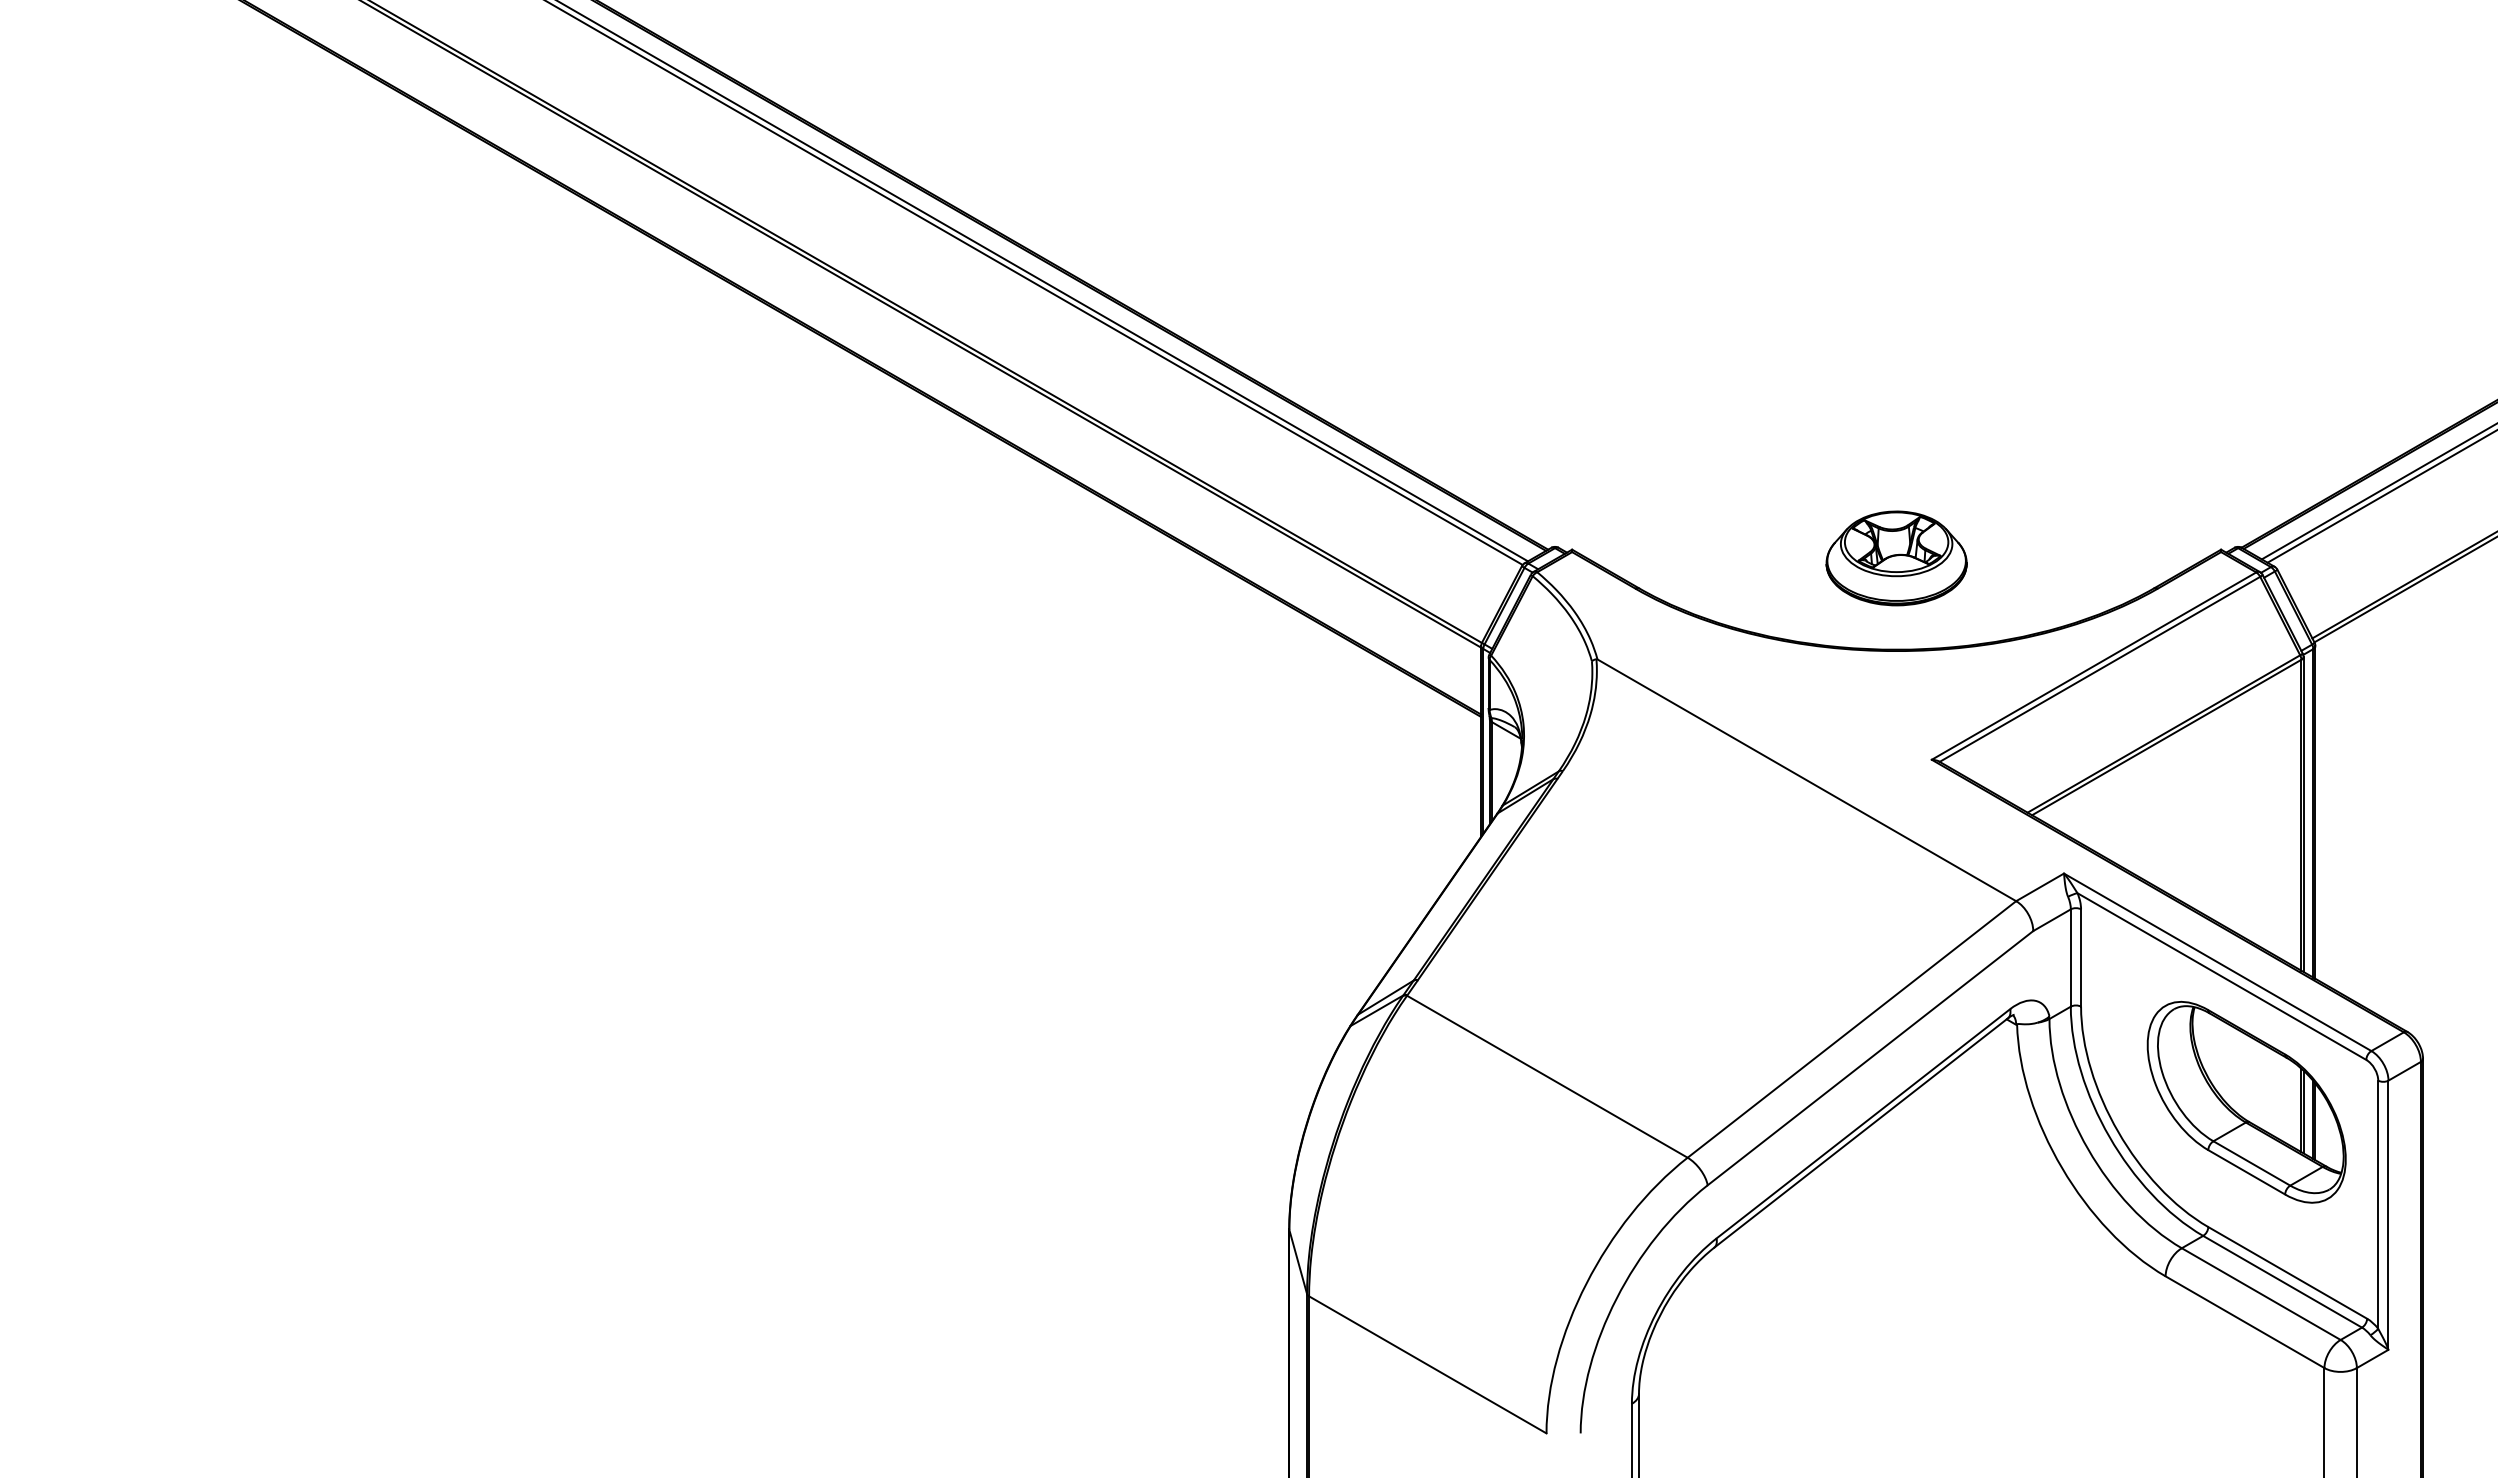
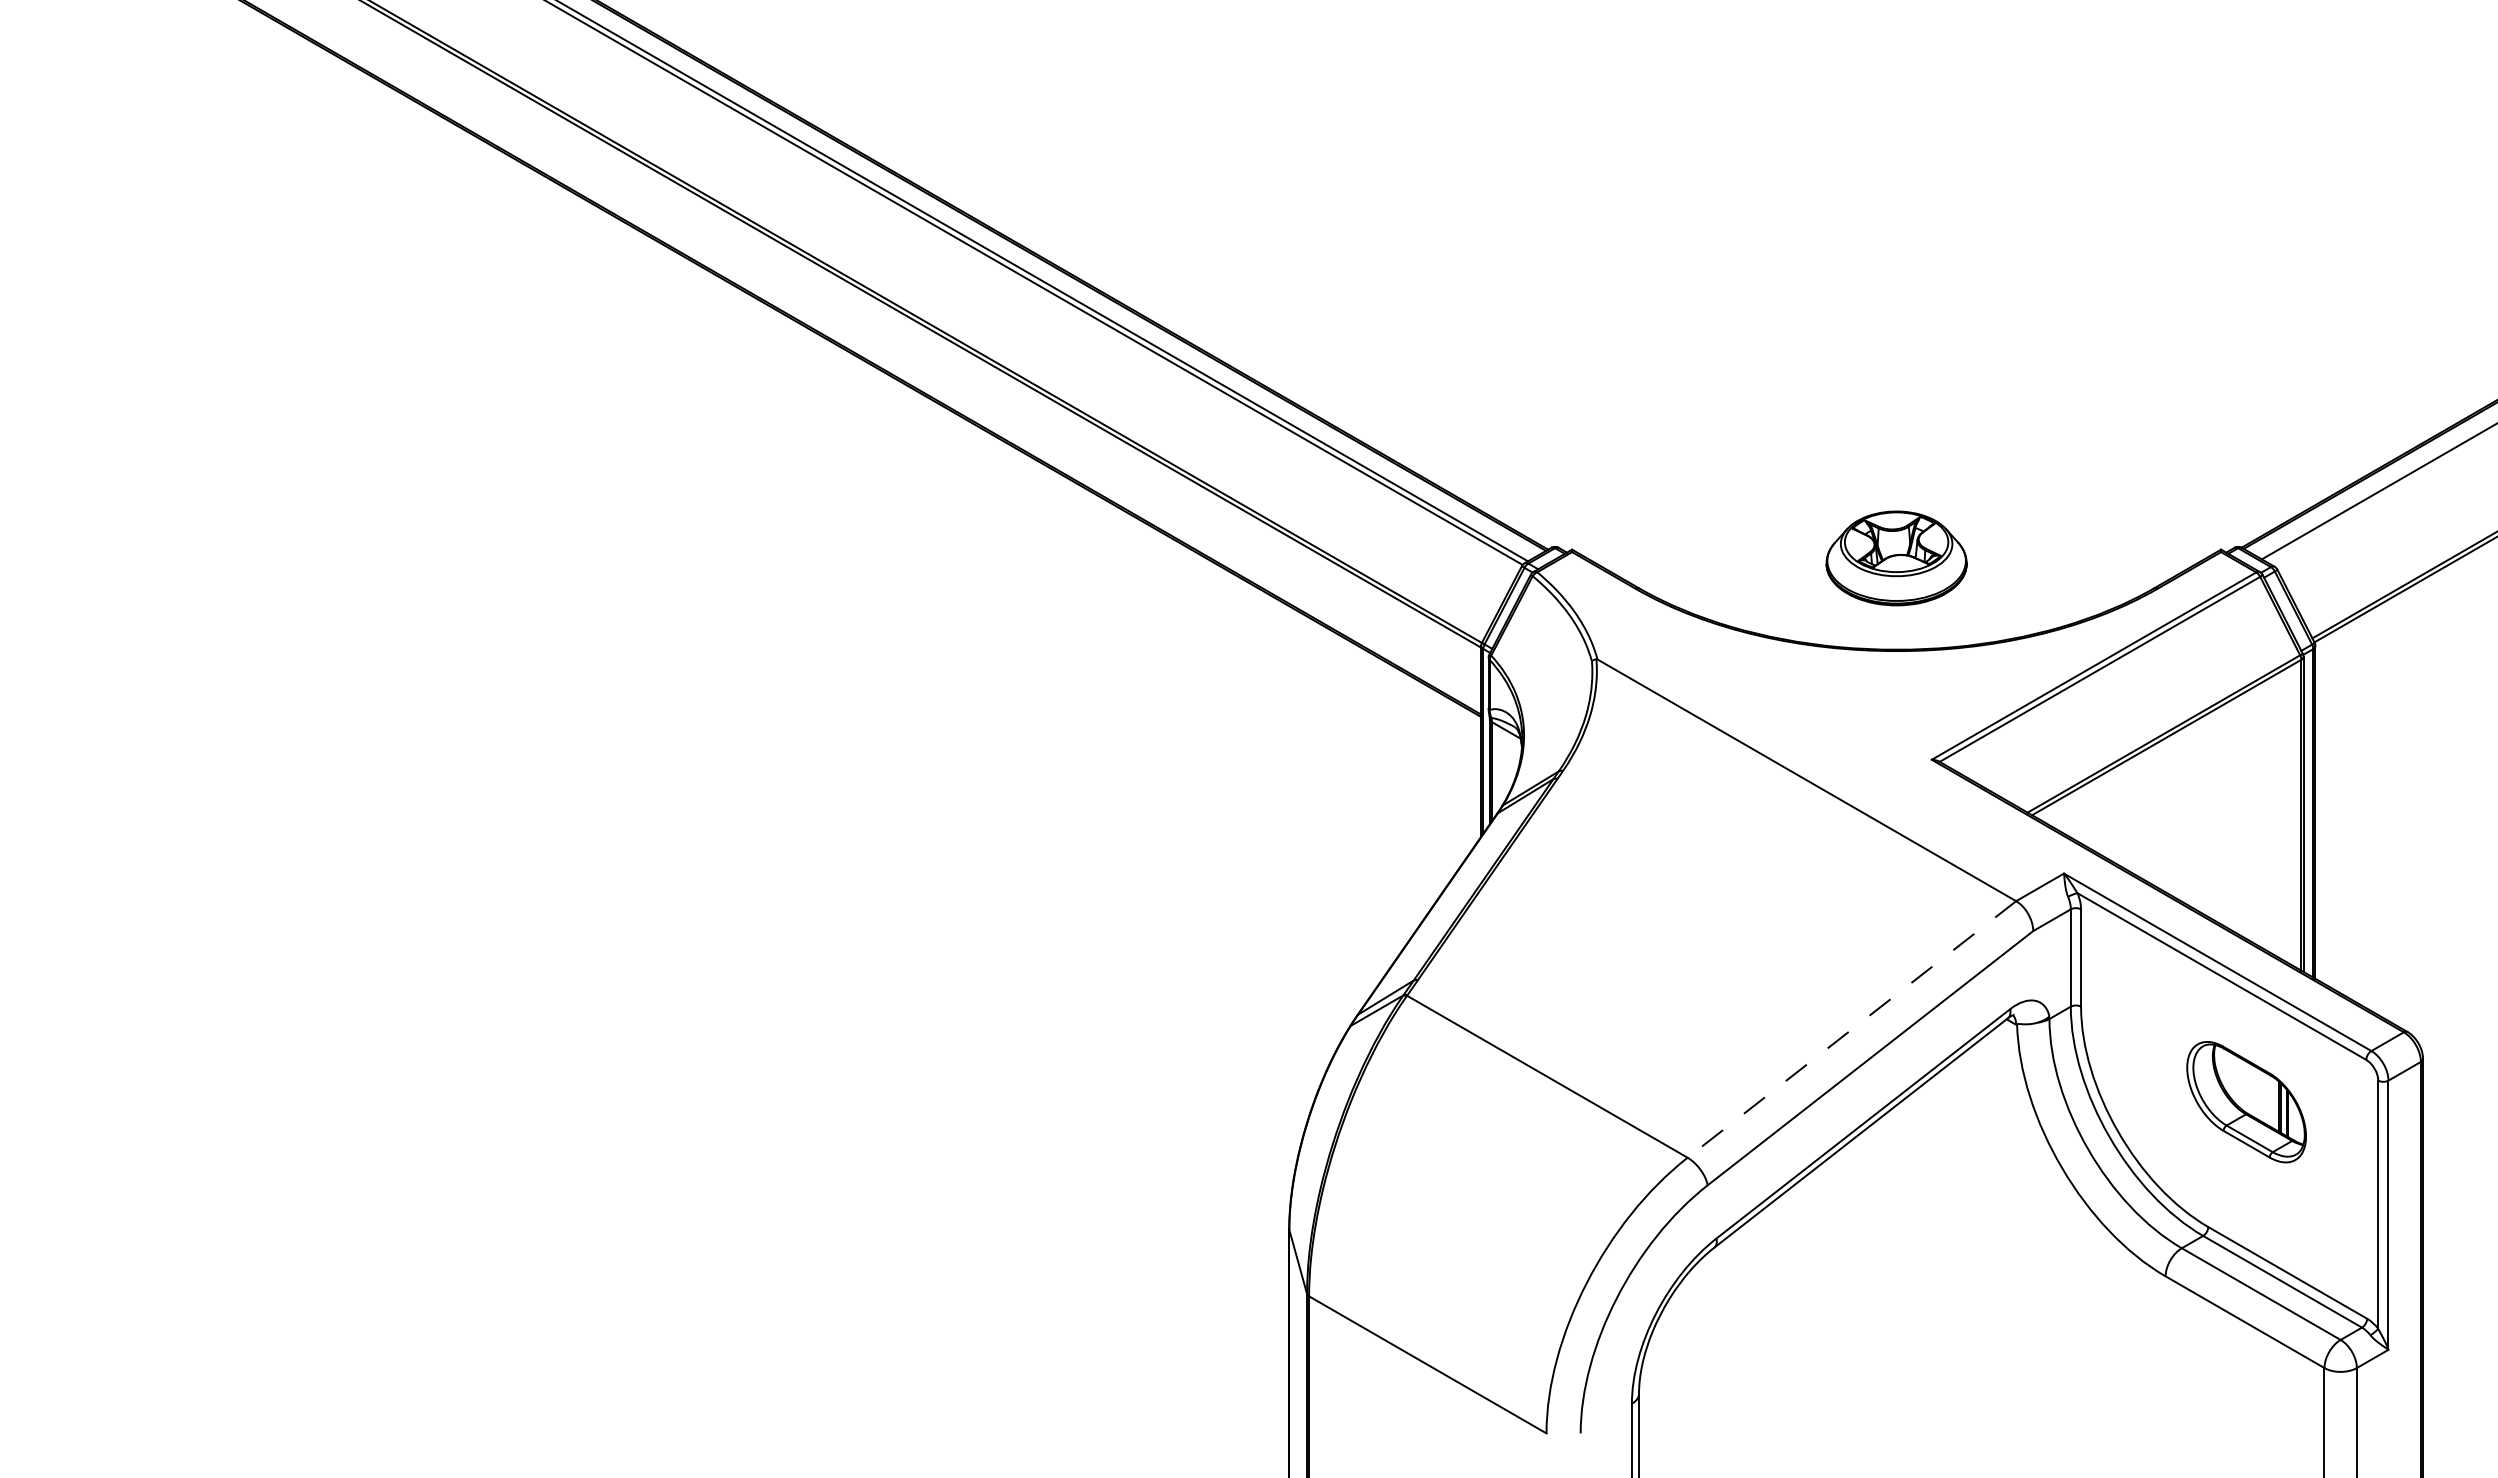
line: present -> none (2380, 496)
line: solid -> dashed (1851, 1029)
part size: 201x204 px -> 121x123 px (2246, 1102)
